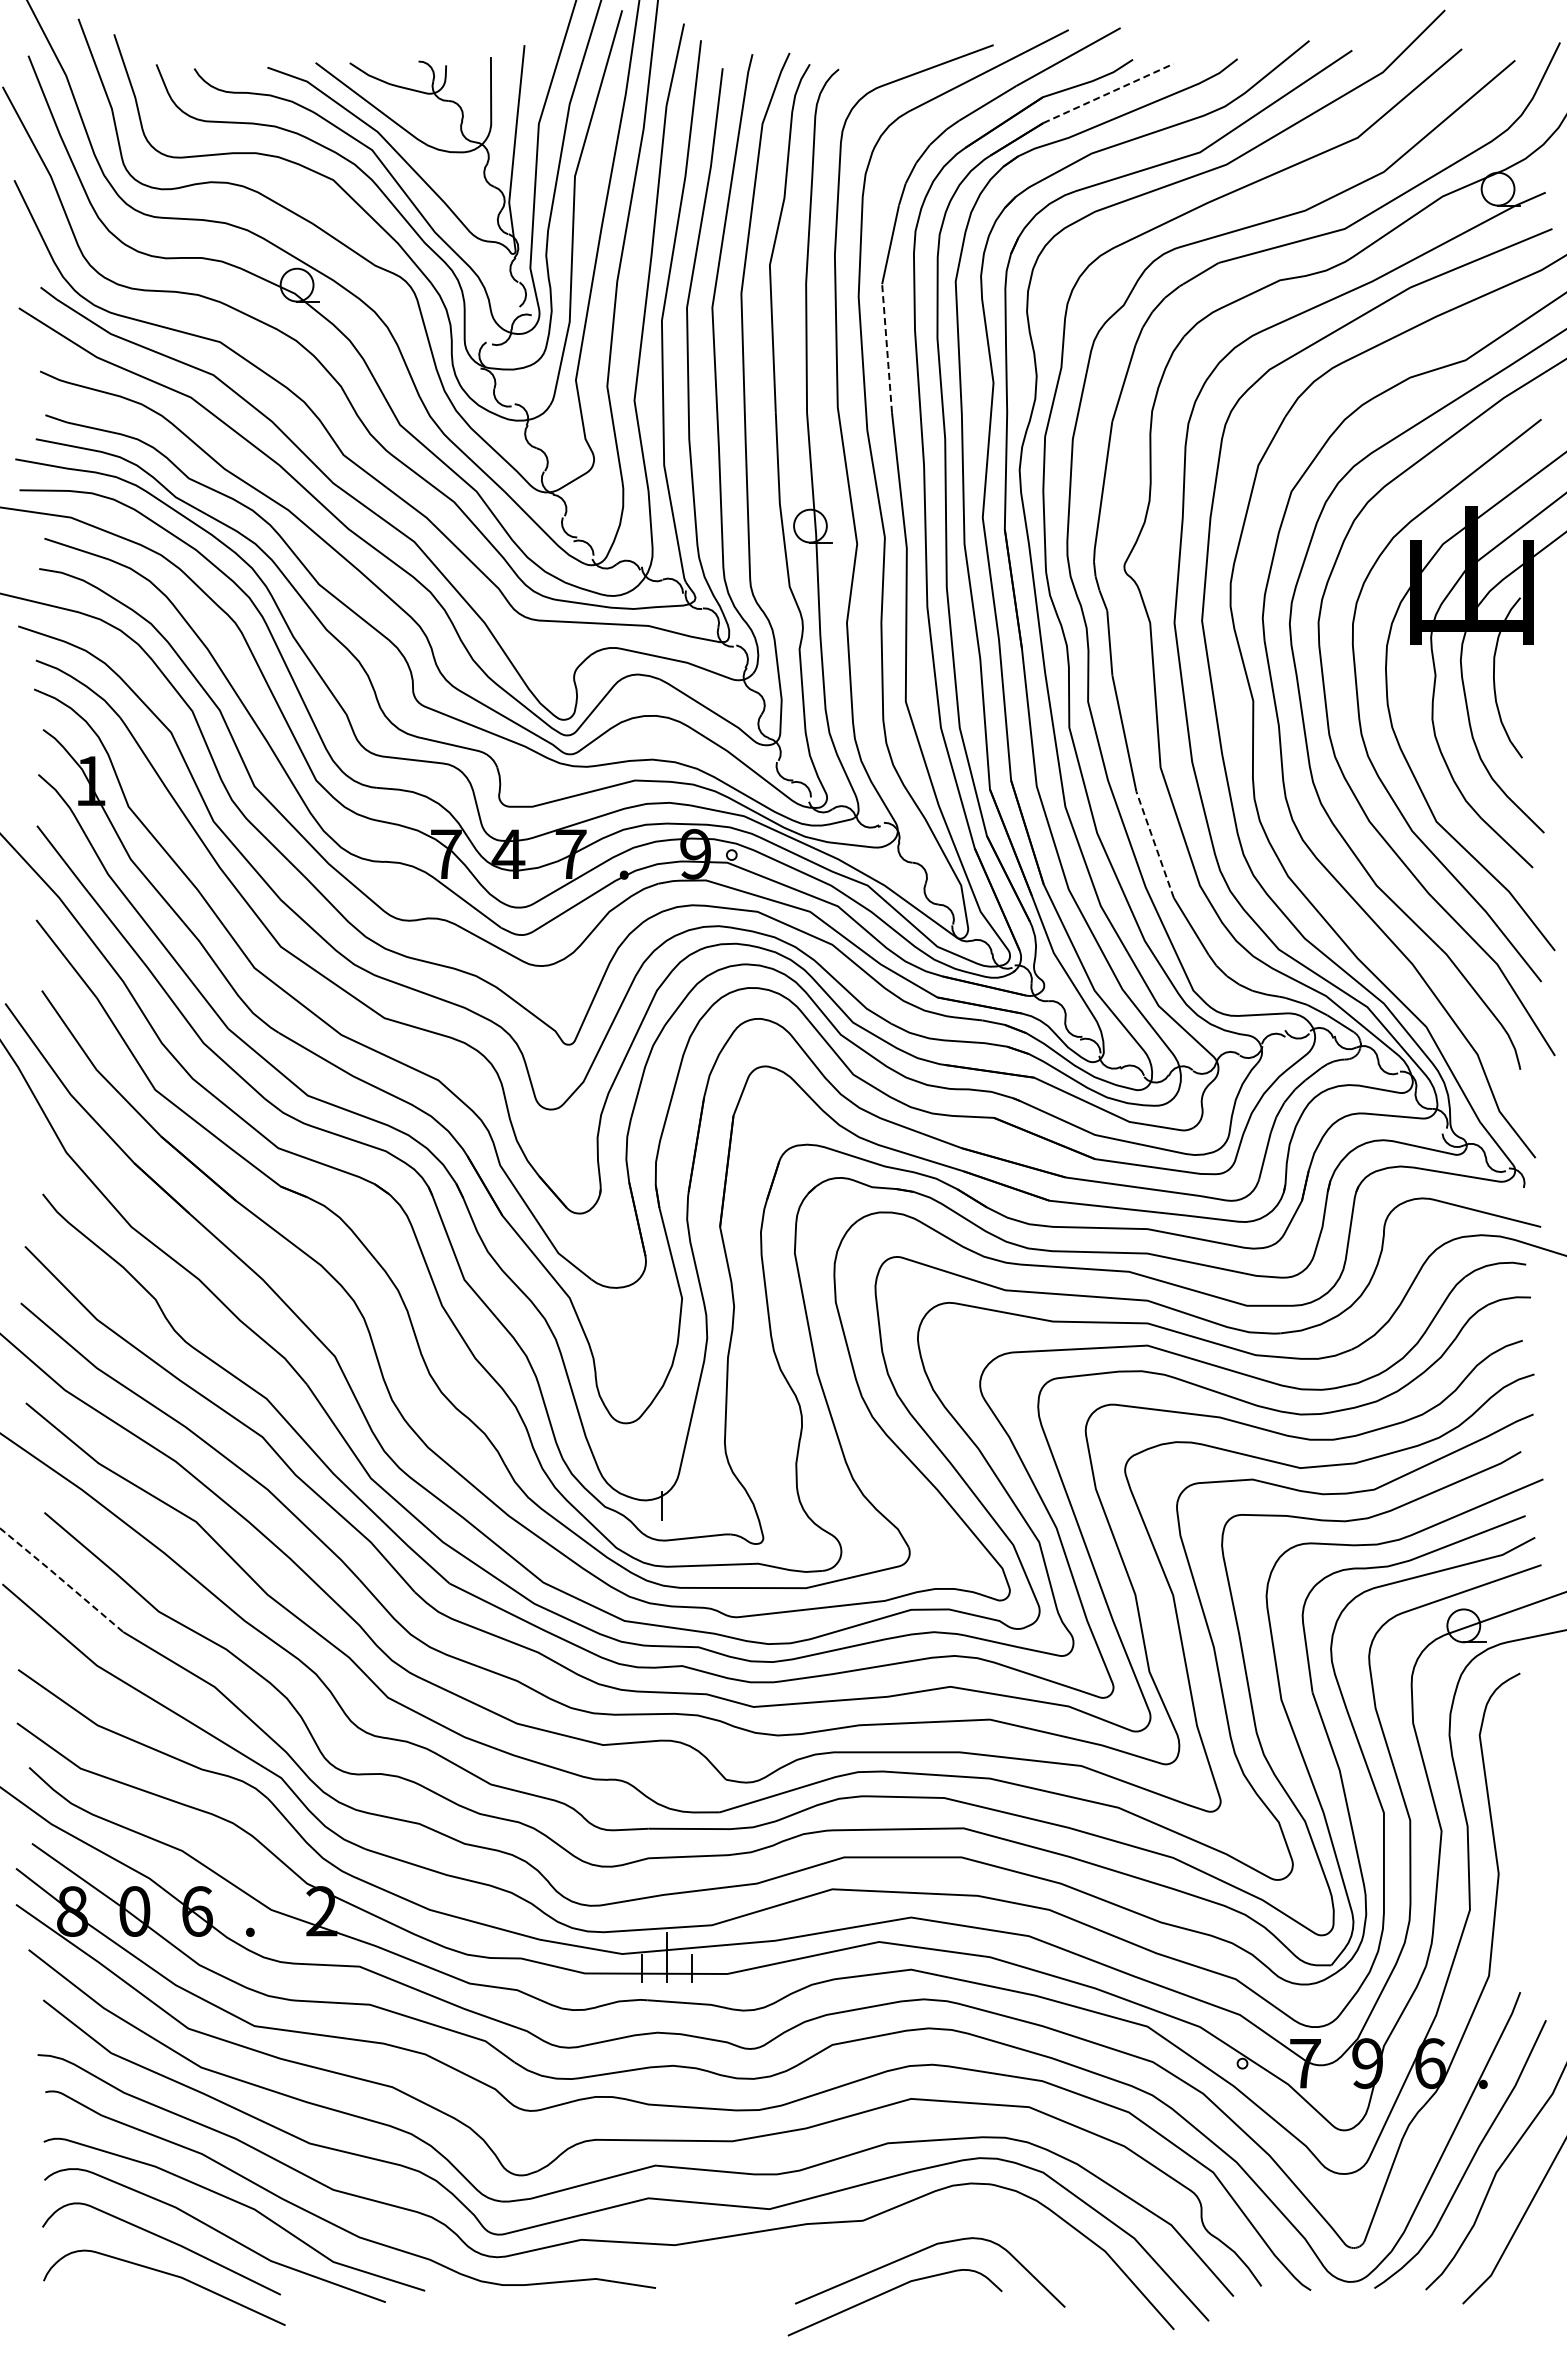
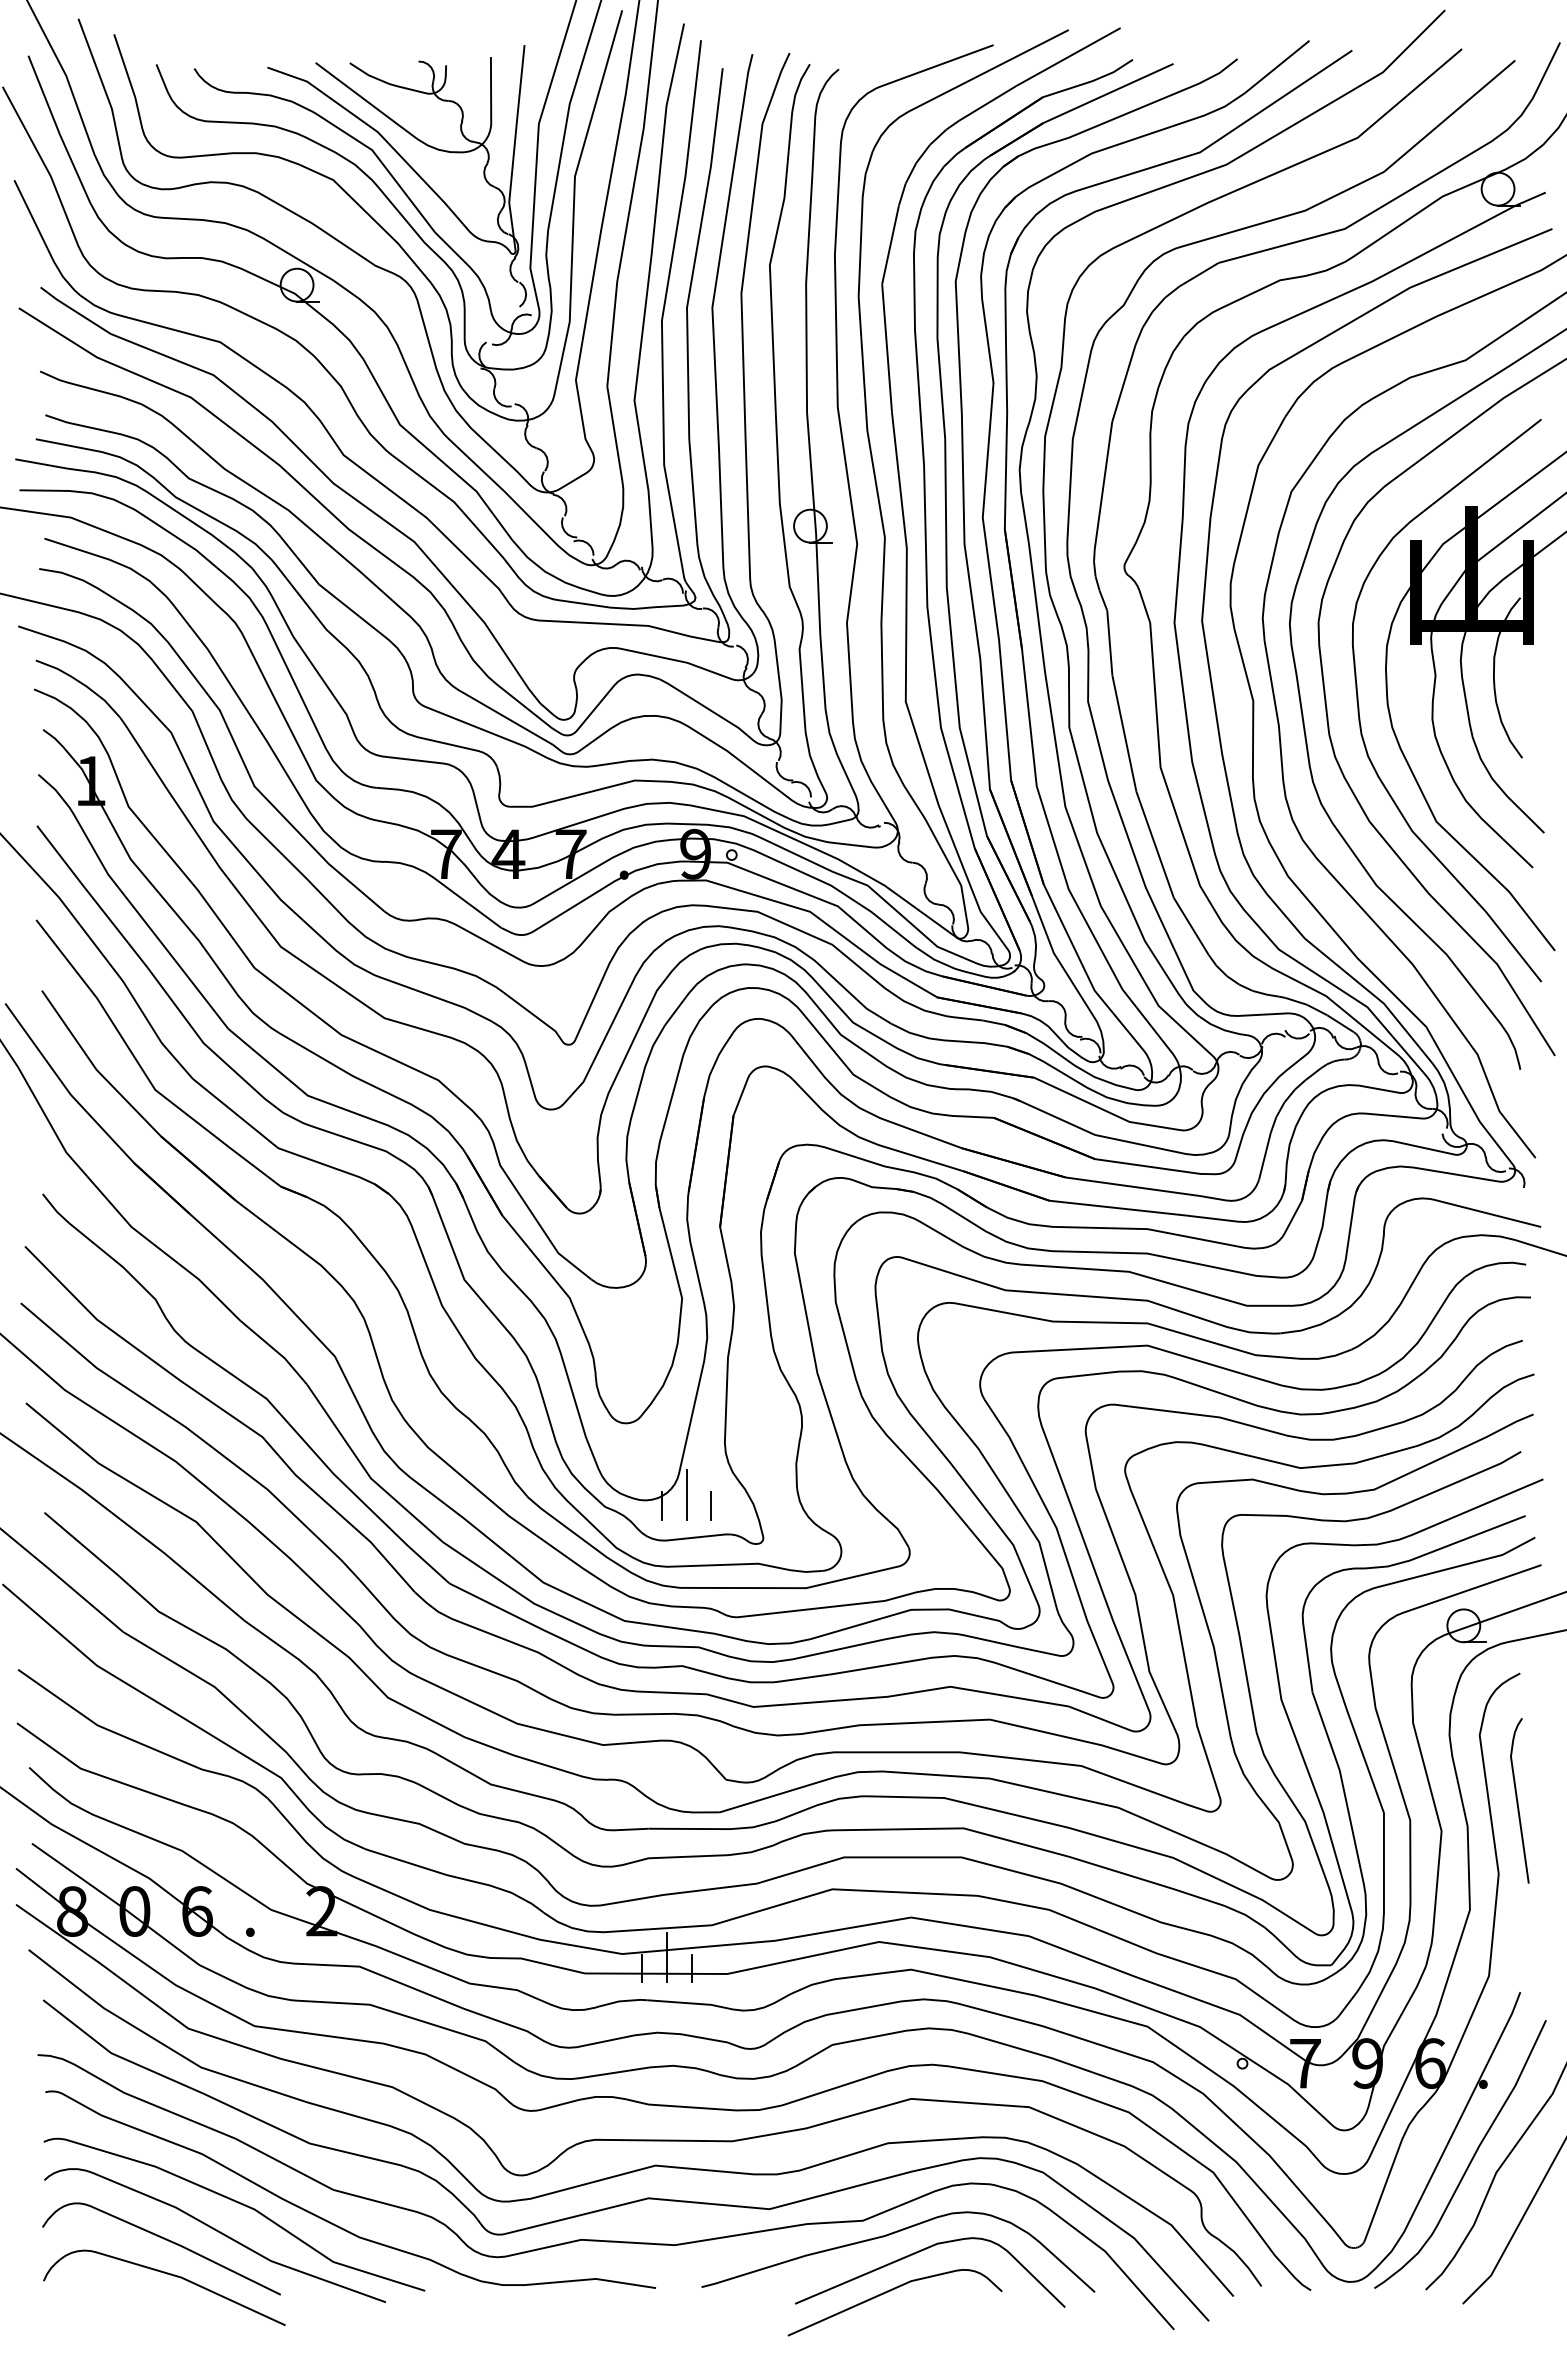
line: dashed -> solid (1108, 93)
line: dashed -> solid (887, 348)
line: dashed -> solid (1154, 844)
line: none -> present (686, 1494)
line: none -> present (711, 1505)
line: dashed -> solid (62, 1580)
curve: none -> present (1518, 1801)
curve: none -> present (892, 2234)
